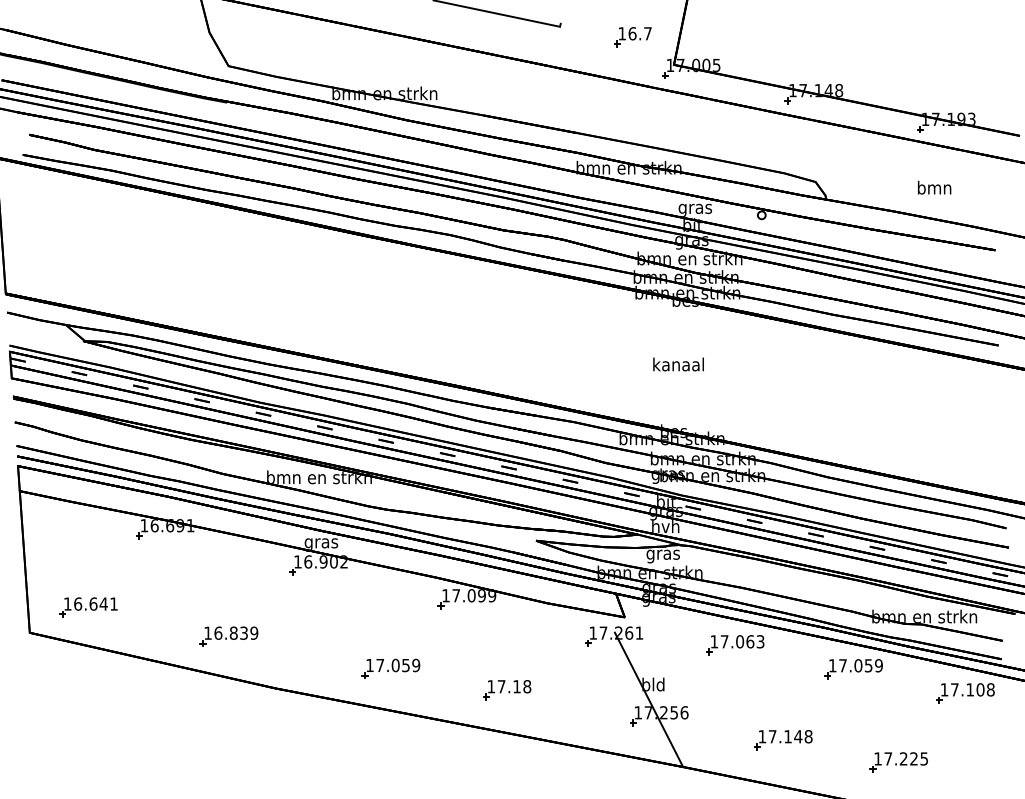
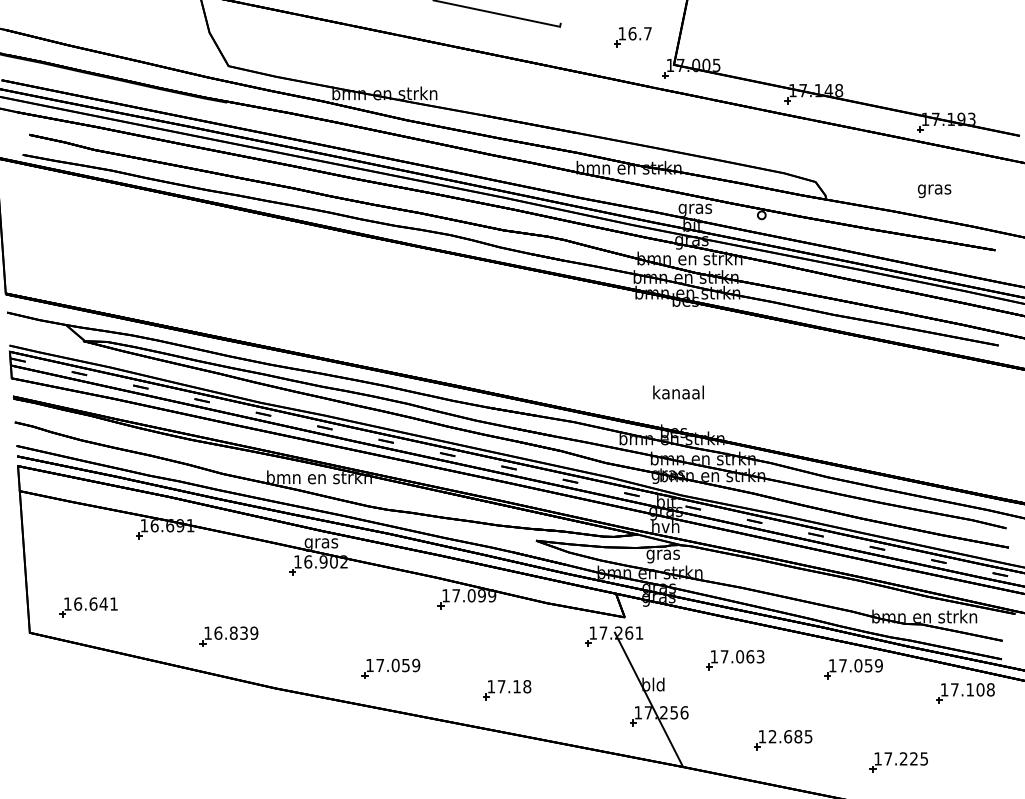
text: bmn -> gras (934, 189)
text position: (678, 364) -> (678, 392) (678, 392)
part position: (735, 645) -> (735, 660) (735, 660)
text: 17.148 -> 12.685 (790, 736)
